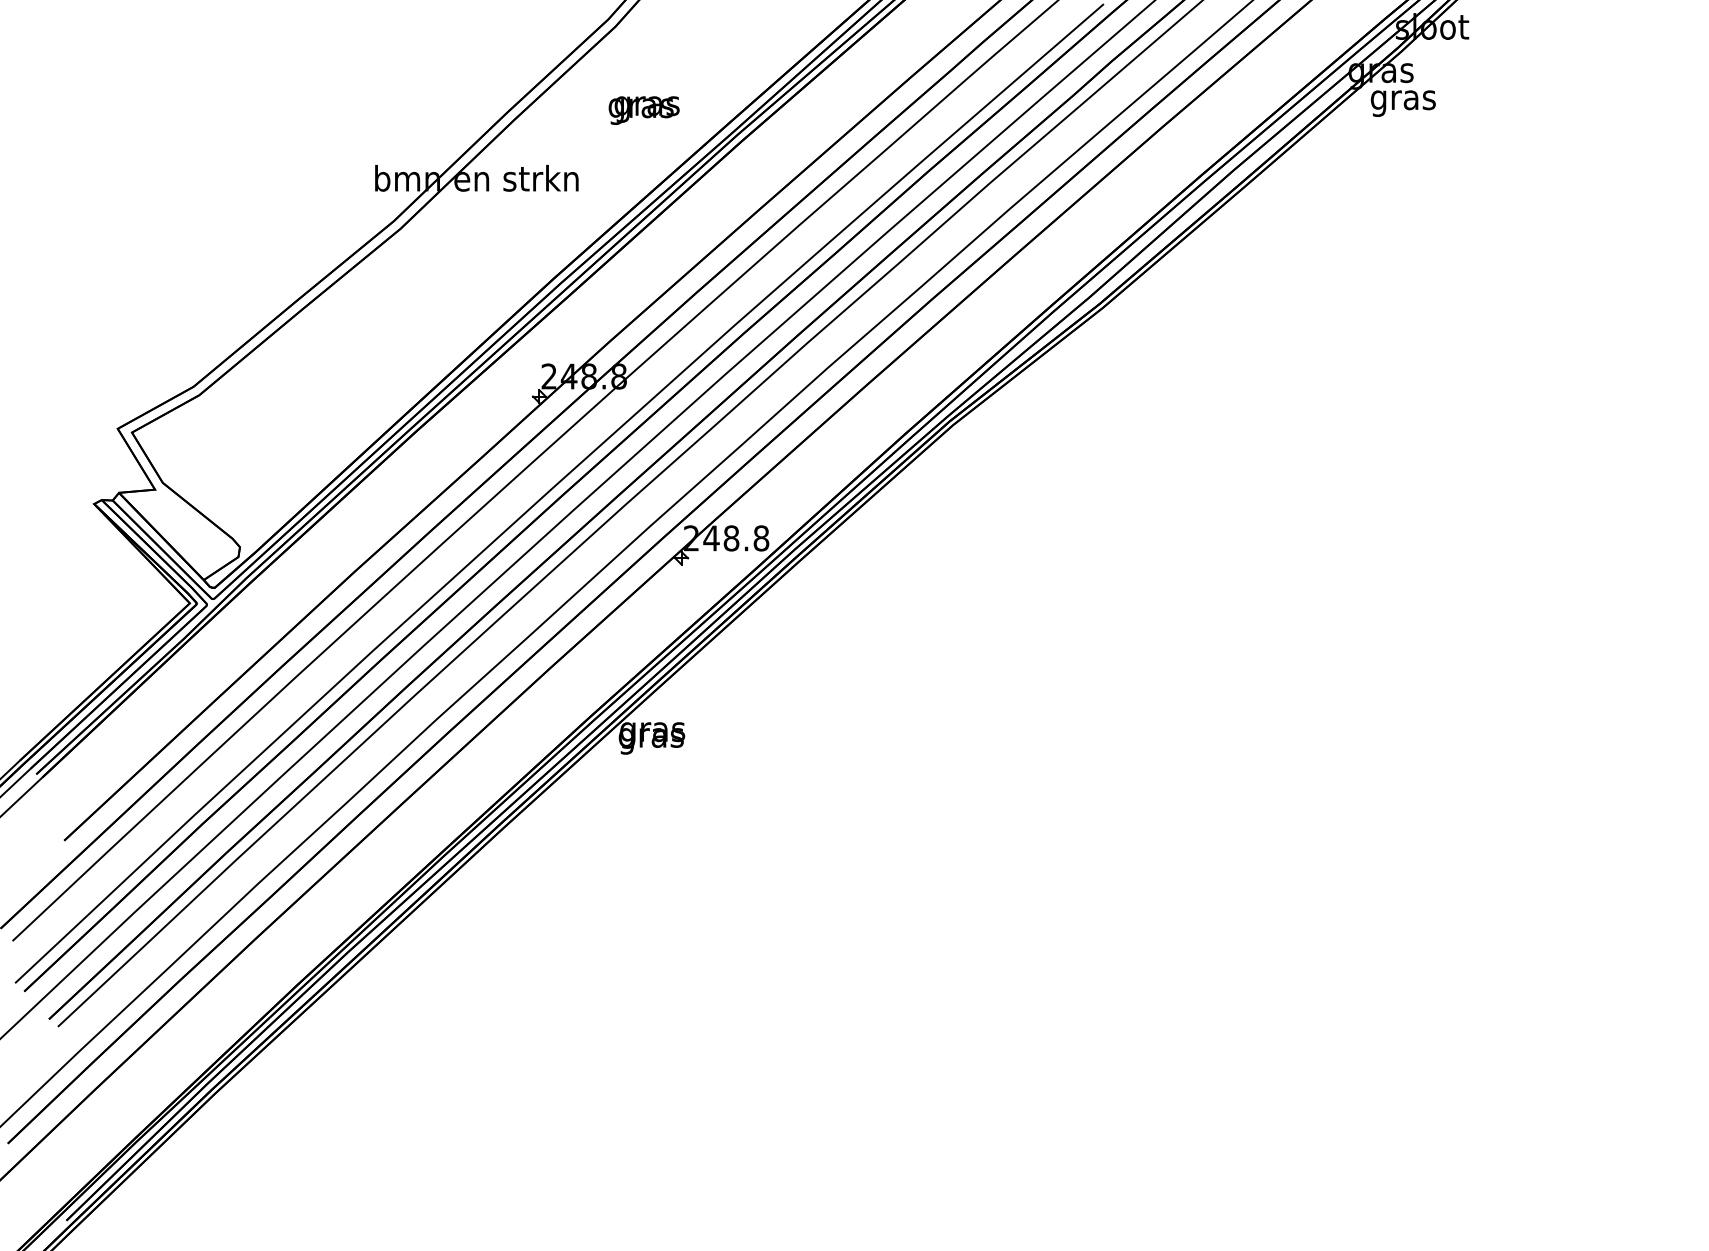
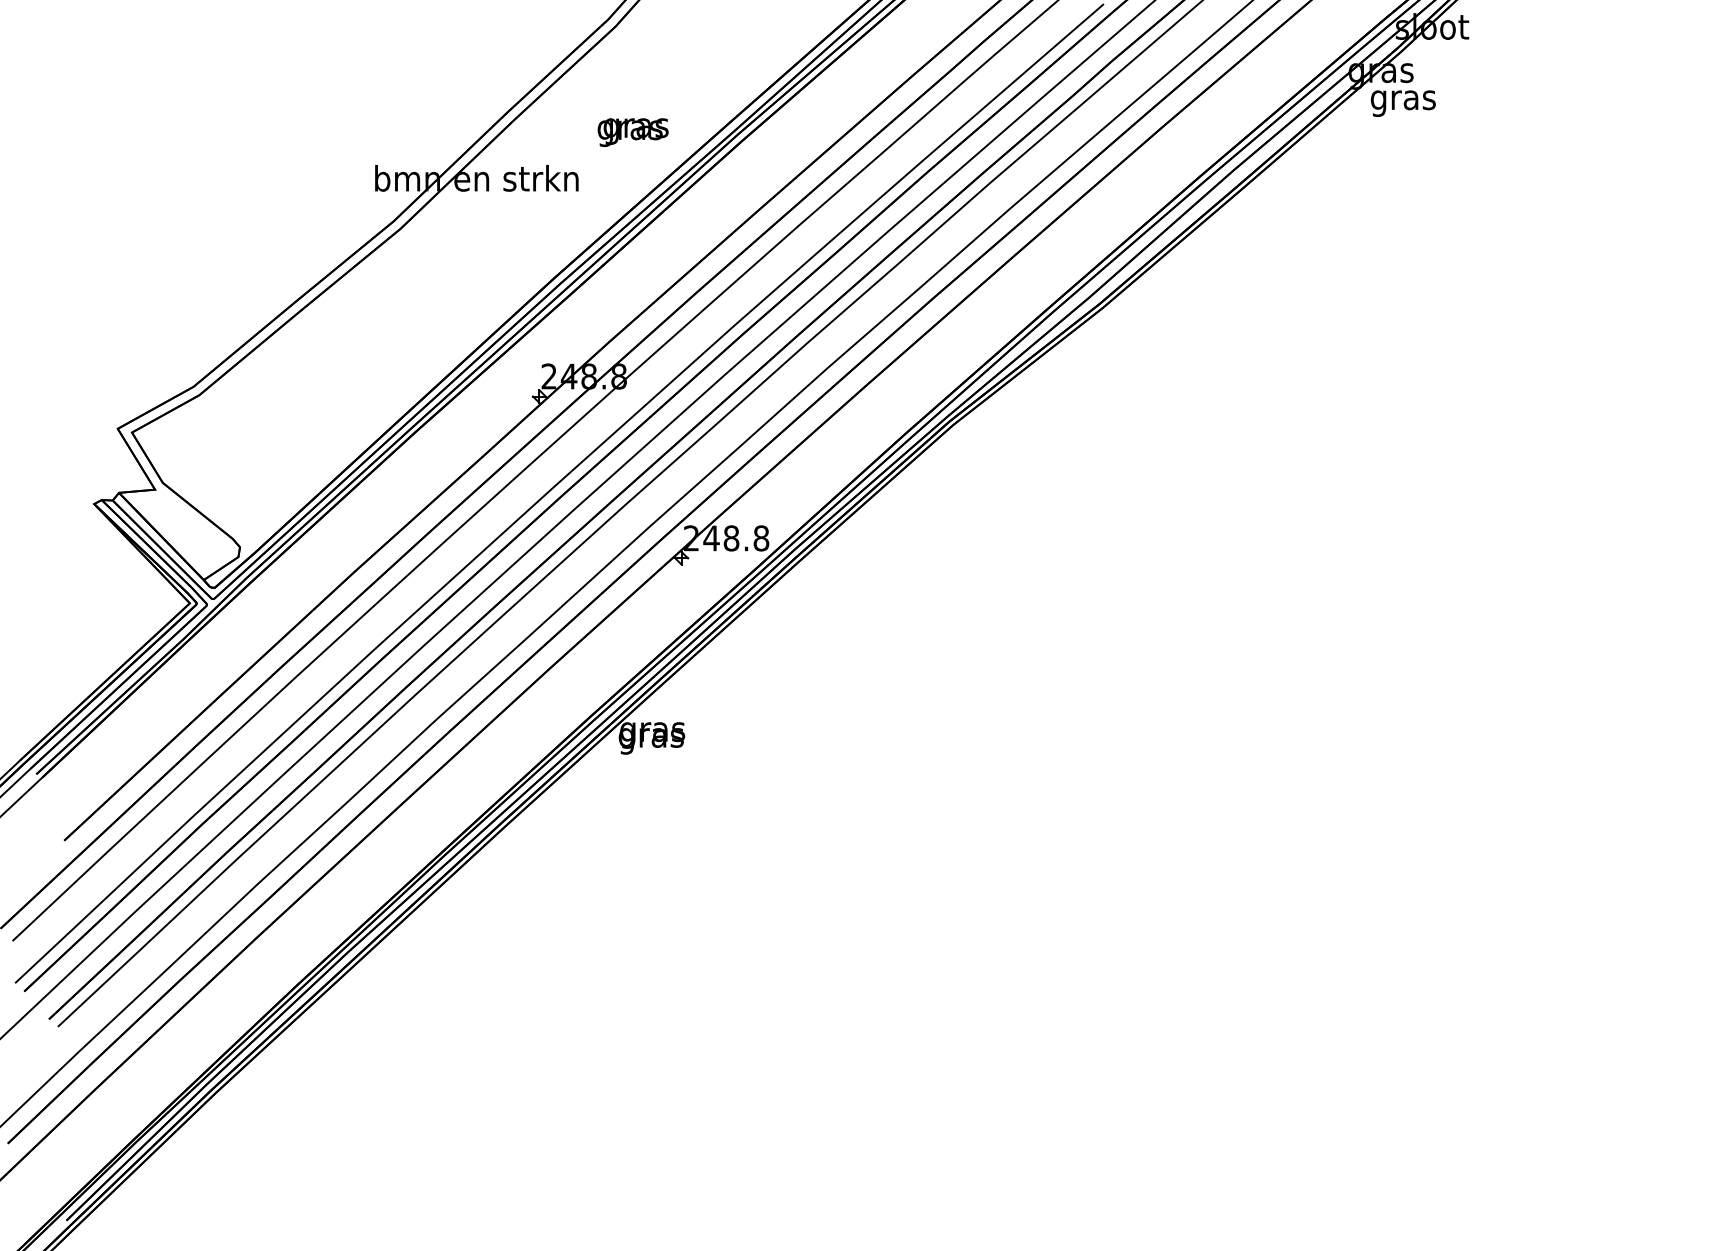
text position: (643, 110) -> (632, 132) (632, 132)
